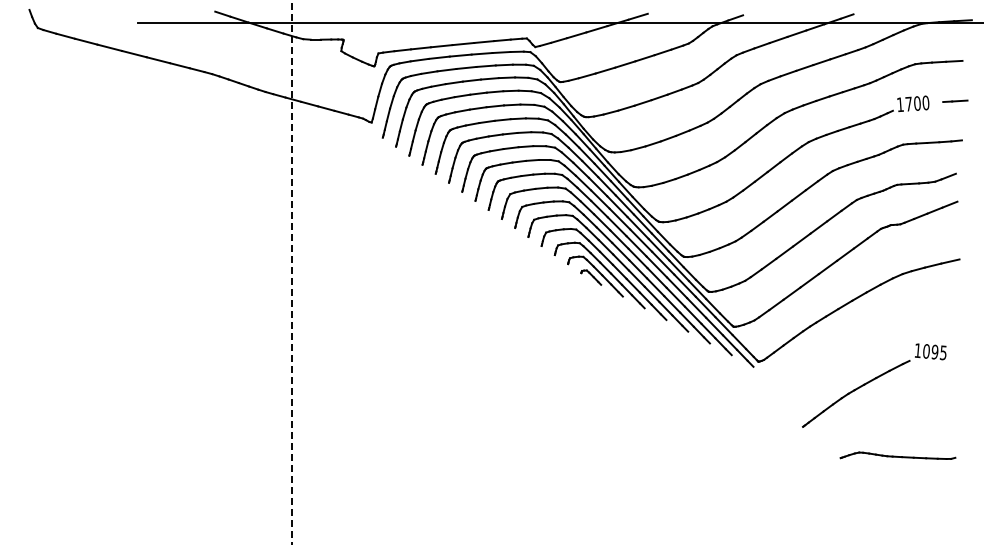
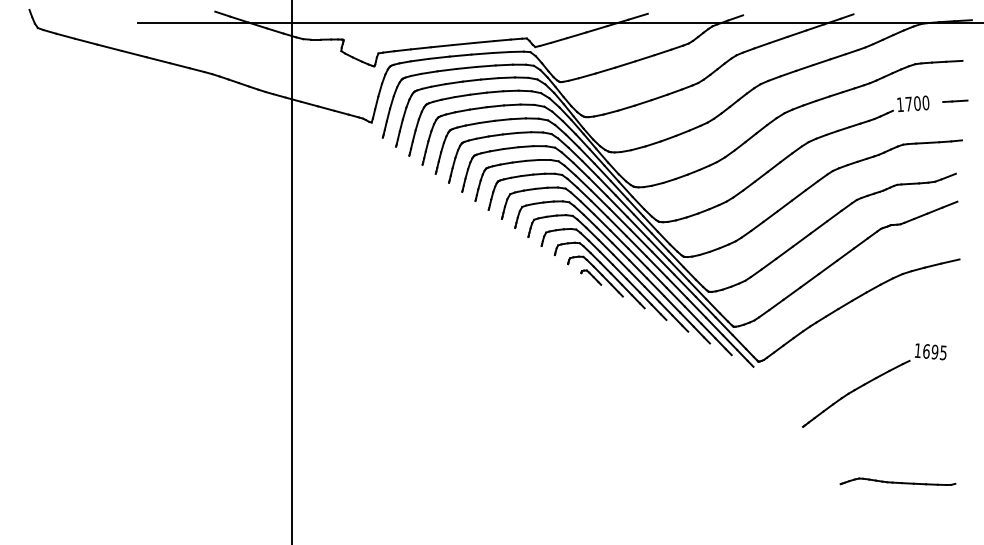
line: dashed -> solid (292, 272)
text: 1095 -> 1695 (926, 351)
part position: (897, 455) -> (897, 481) (897, 481)
